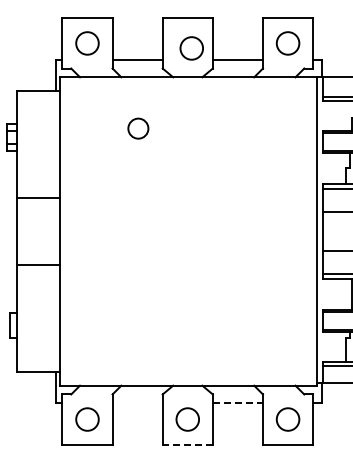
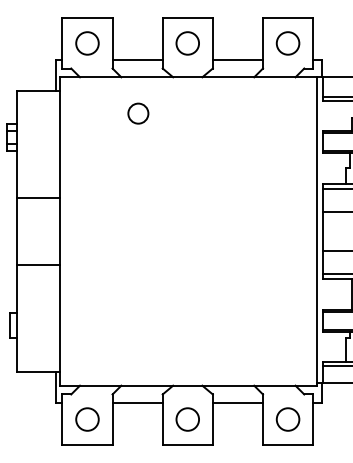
circle position: (191, 48) -> (187, 43) (187, 43)
circle position: (138, 128) -> (138, 113) (138, 113)
line: none -> present (137, 403)
line: dashed -> solid (238, 403)
line: dashed -> solid (187, 444)
